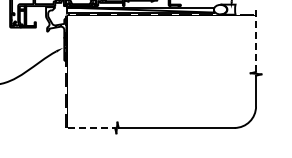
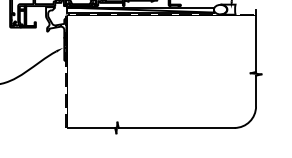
line: dashed -> solid (256, 41)
line: dashed -> solid (91, 127)
